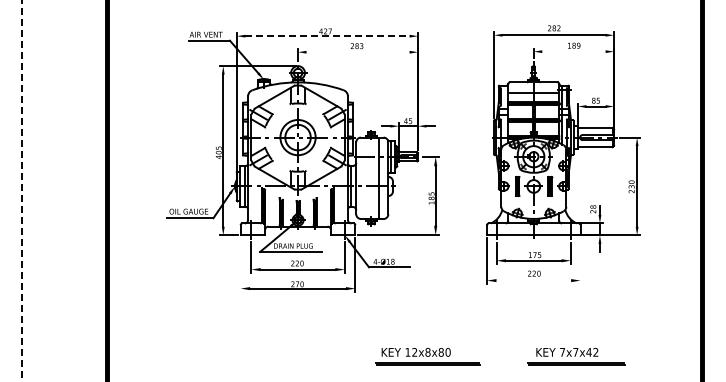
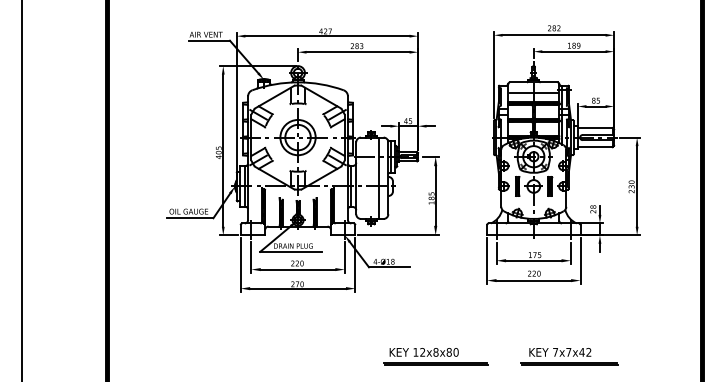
line: dashed -> solid (327, 36)
line: none -> present (573, 51)
line: none -> present (357, 52)
line: dashed -> solid (21, 191)
line: none -> present (580, 260)
line: none -> present (240, 264)
line: none -> present (533, 280)
part position: (427, 356) -> (435, 356) (435, 356)
part position: (576, 356) -> (569, 356) (569, 356)
